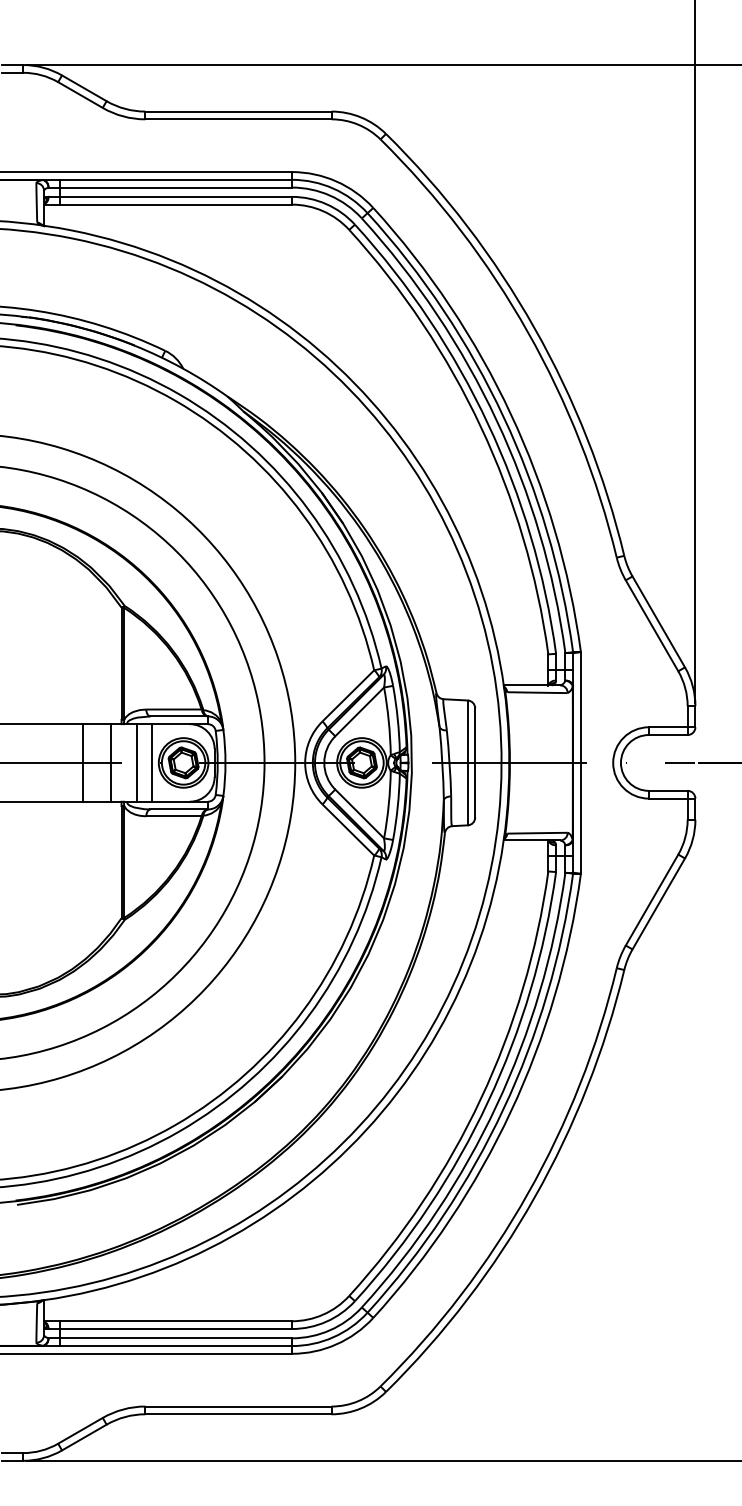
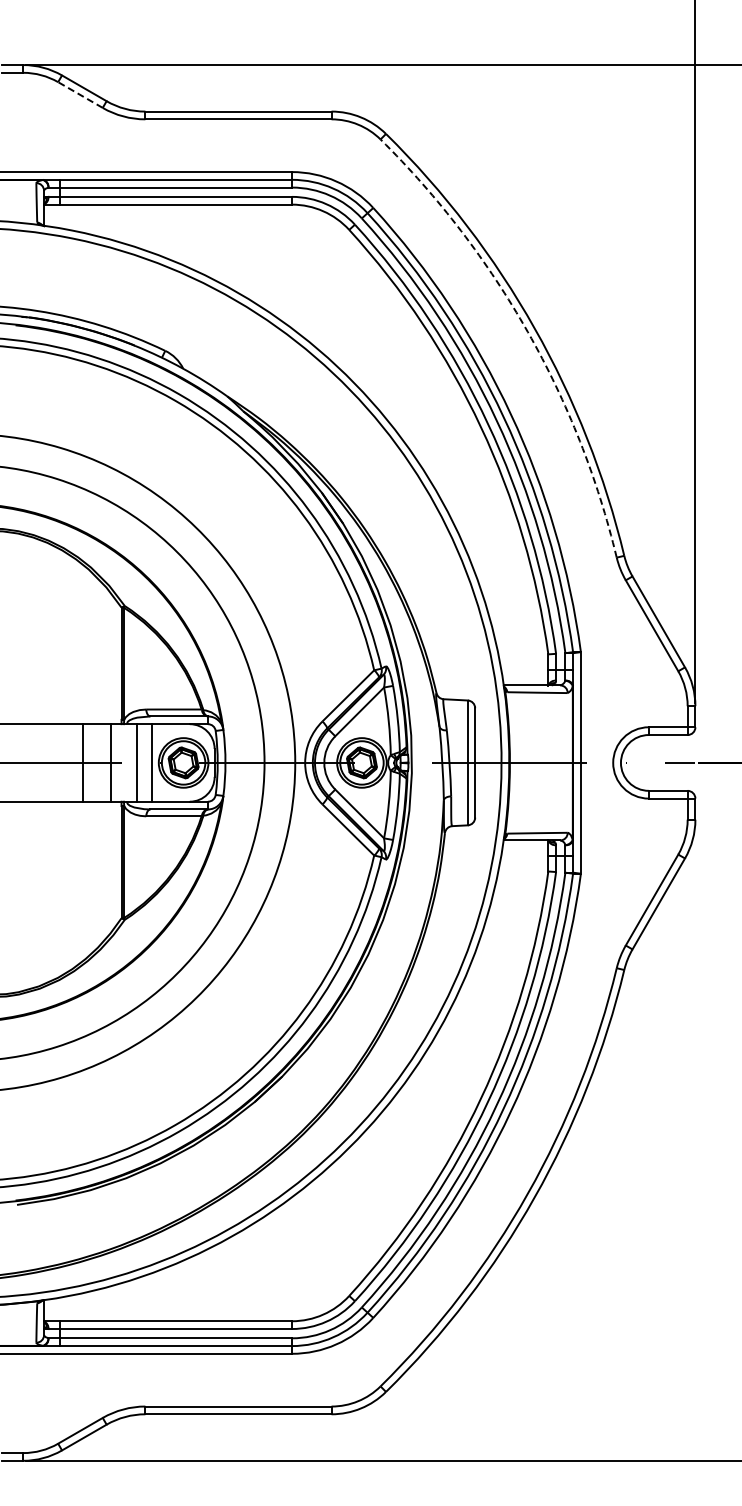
line: solid -> dashed (80, 95)
arc: solid -> dashed (527, 332)
